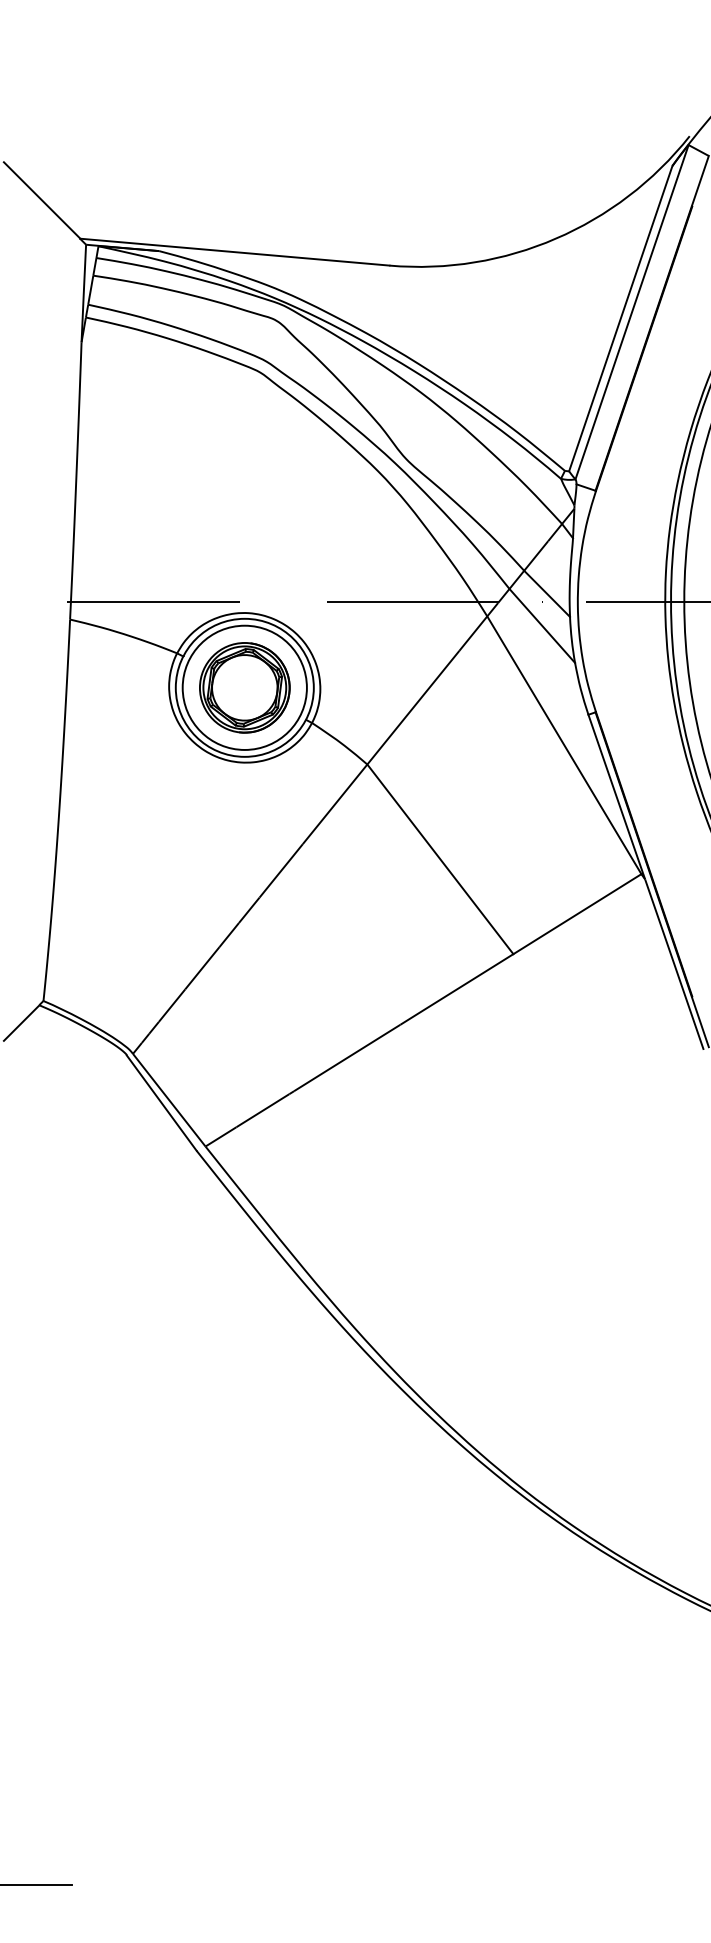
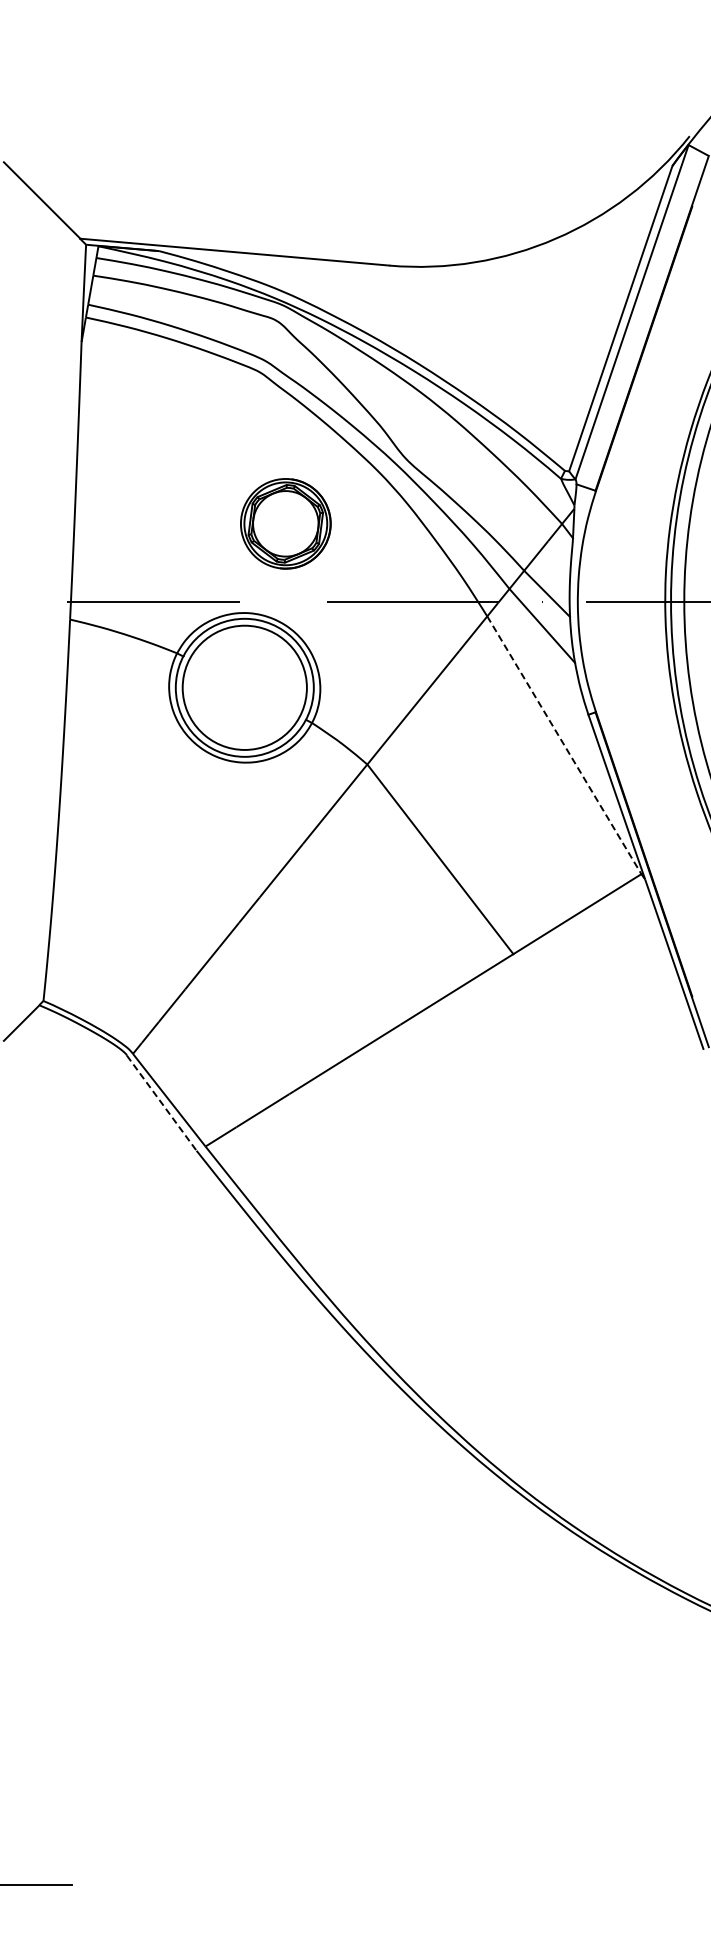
part position: (244, 687) -> (285, 523) (285, 523)
line: solid -> dashed (564, 745)
line: solid -> dashed (161, 1103)
